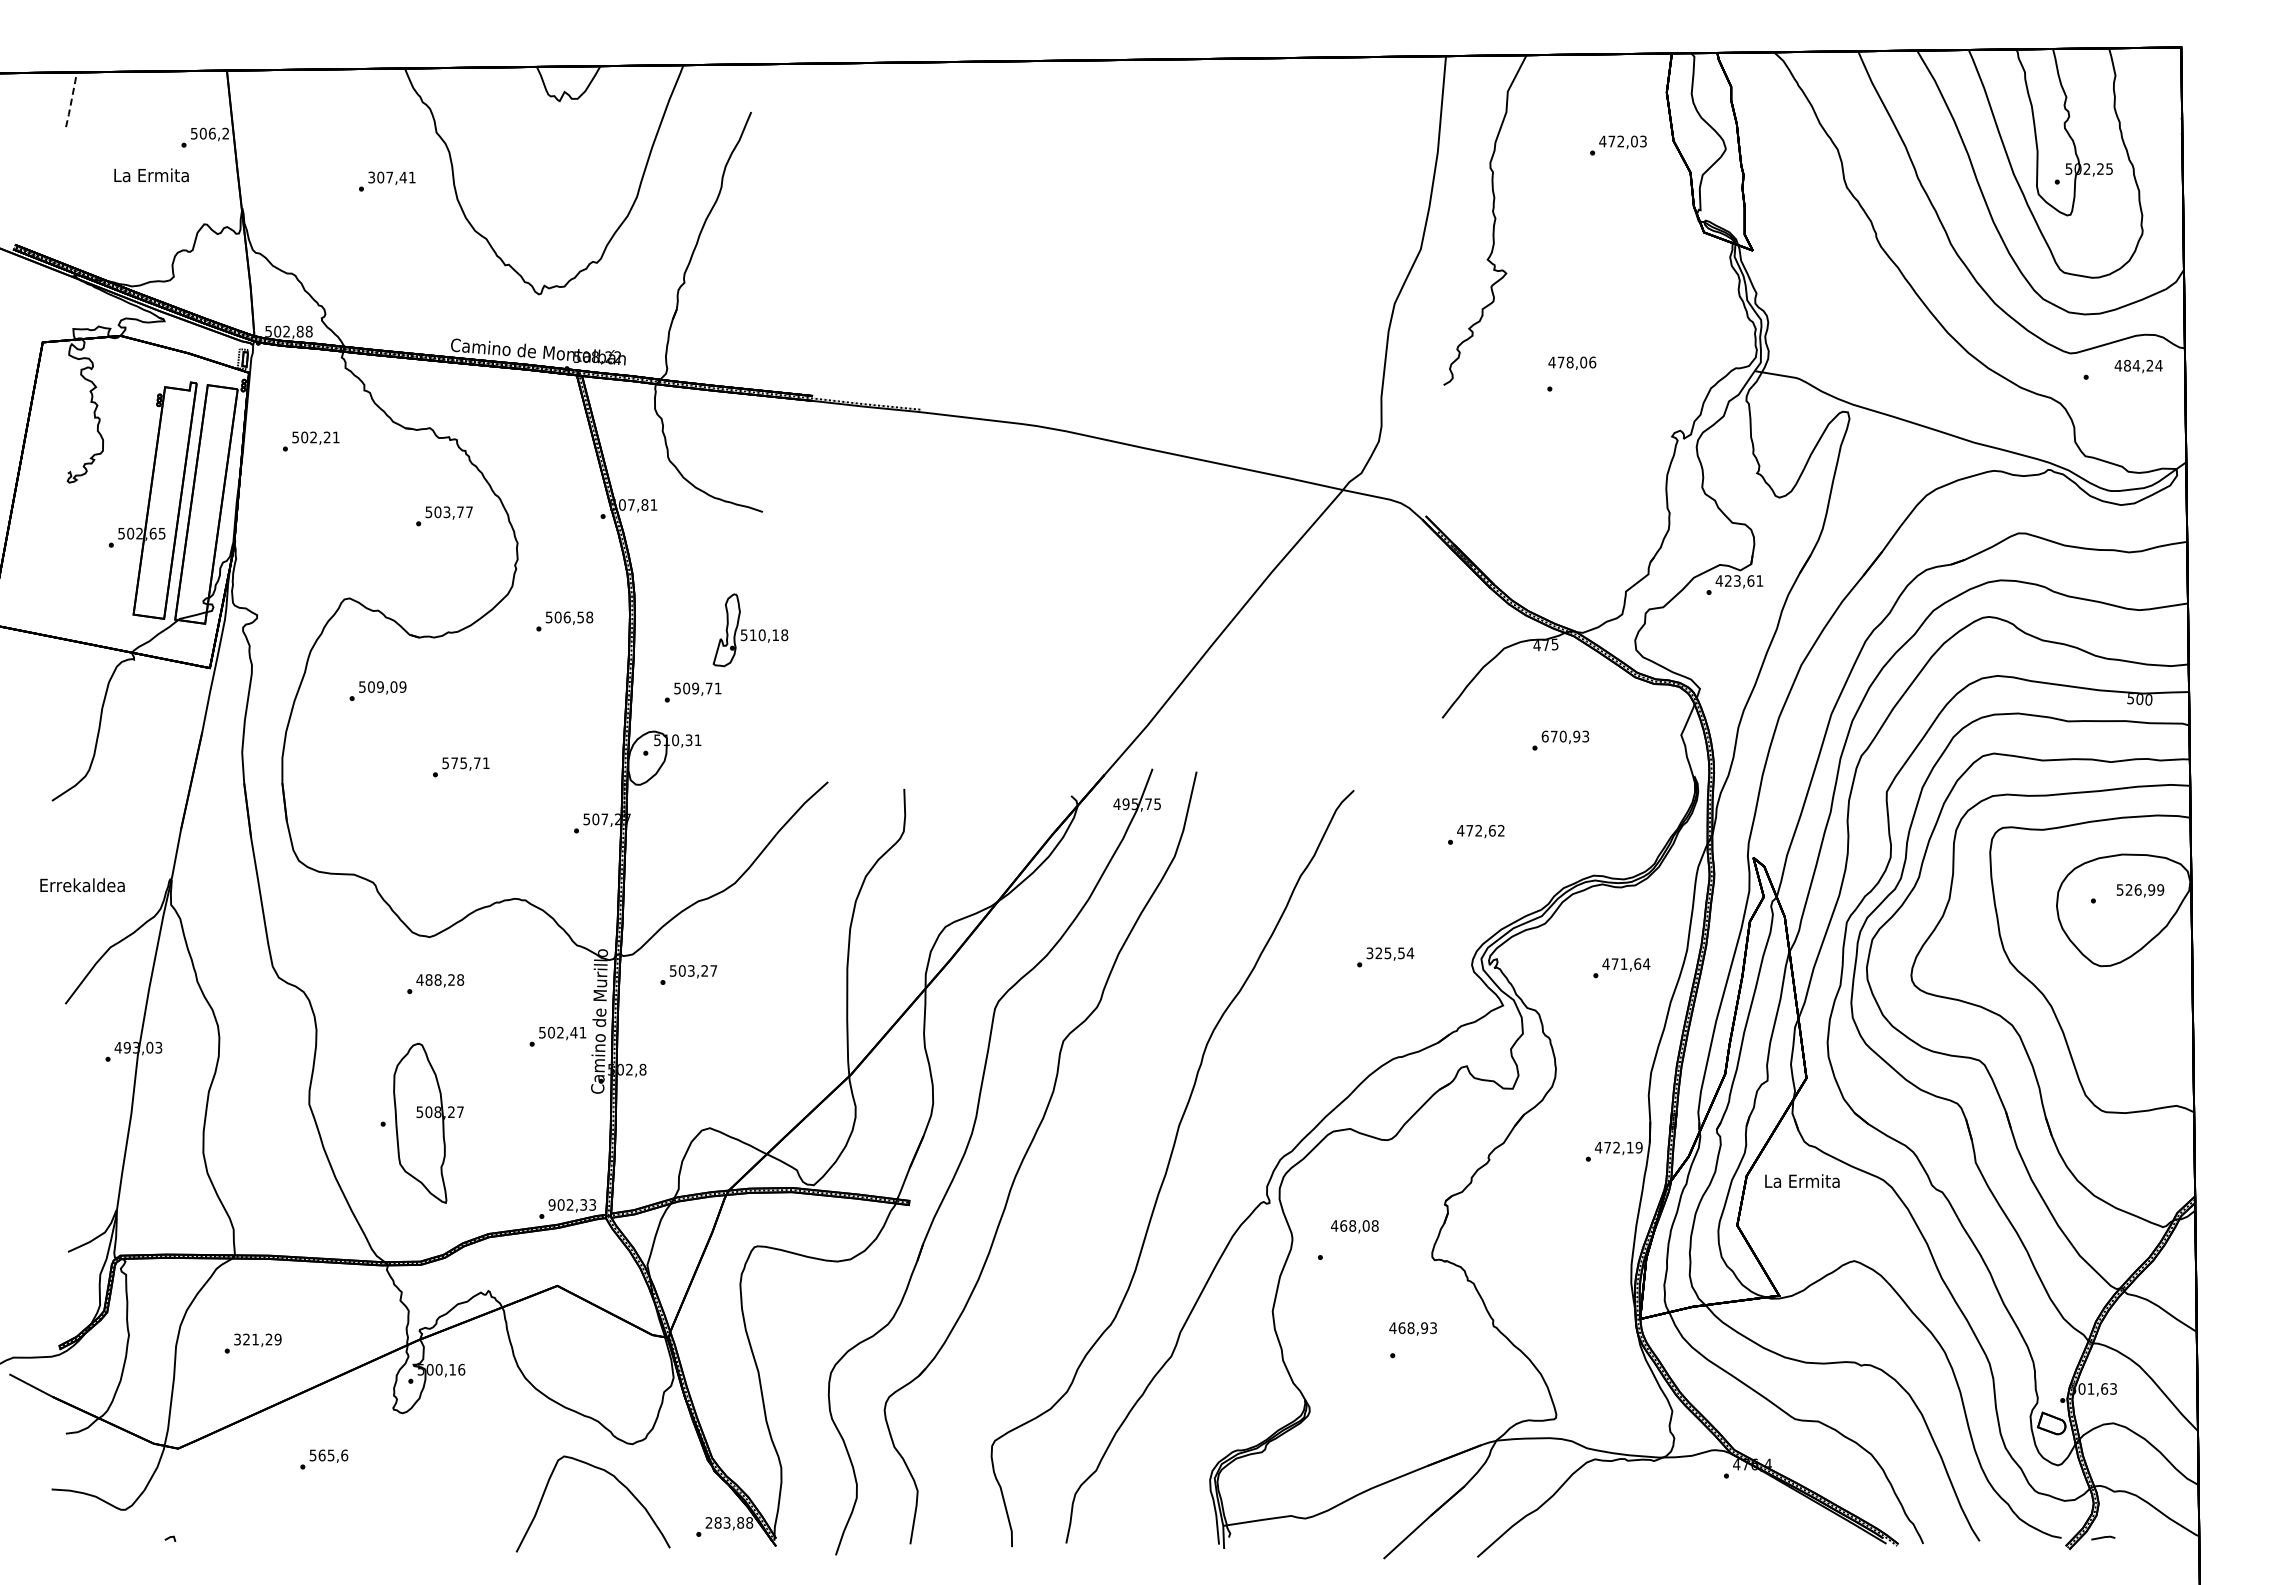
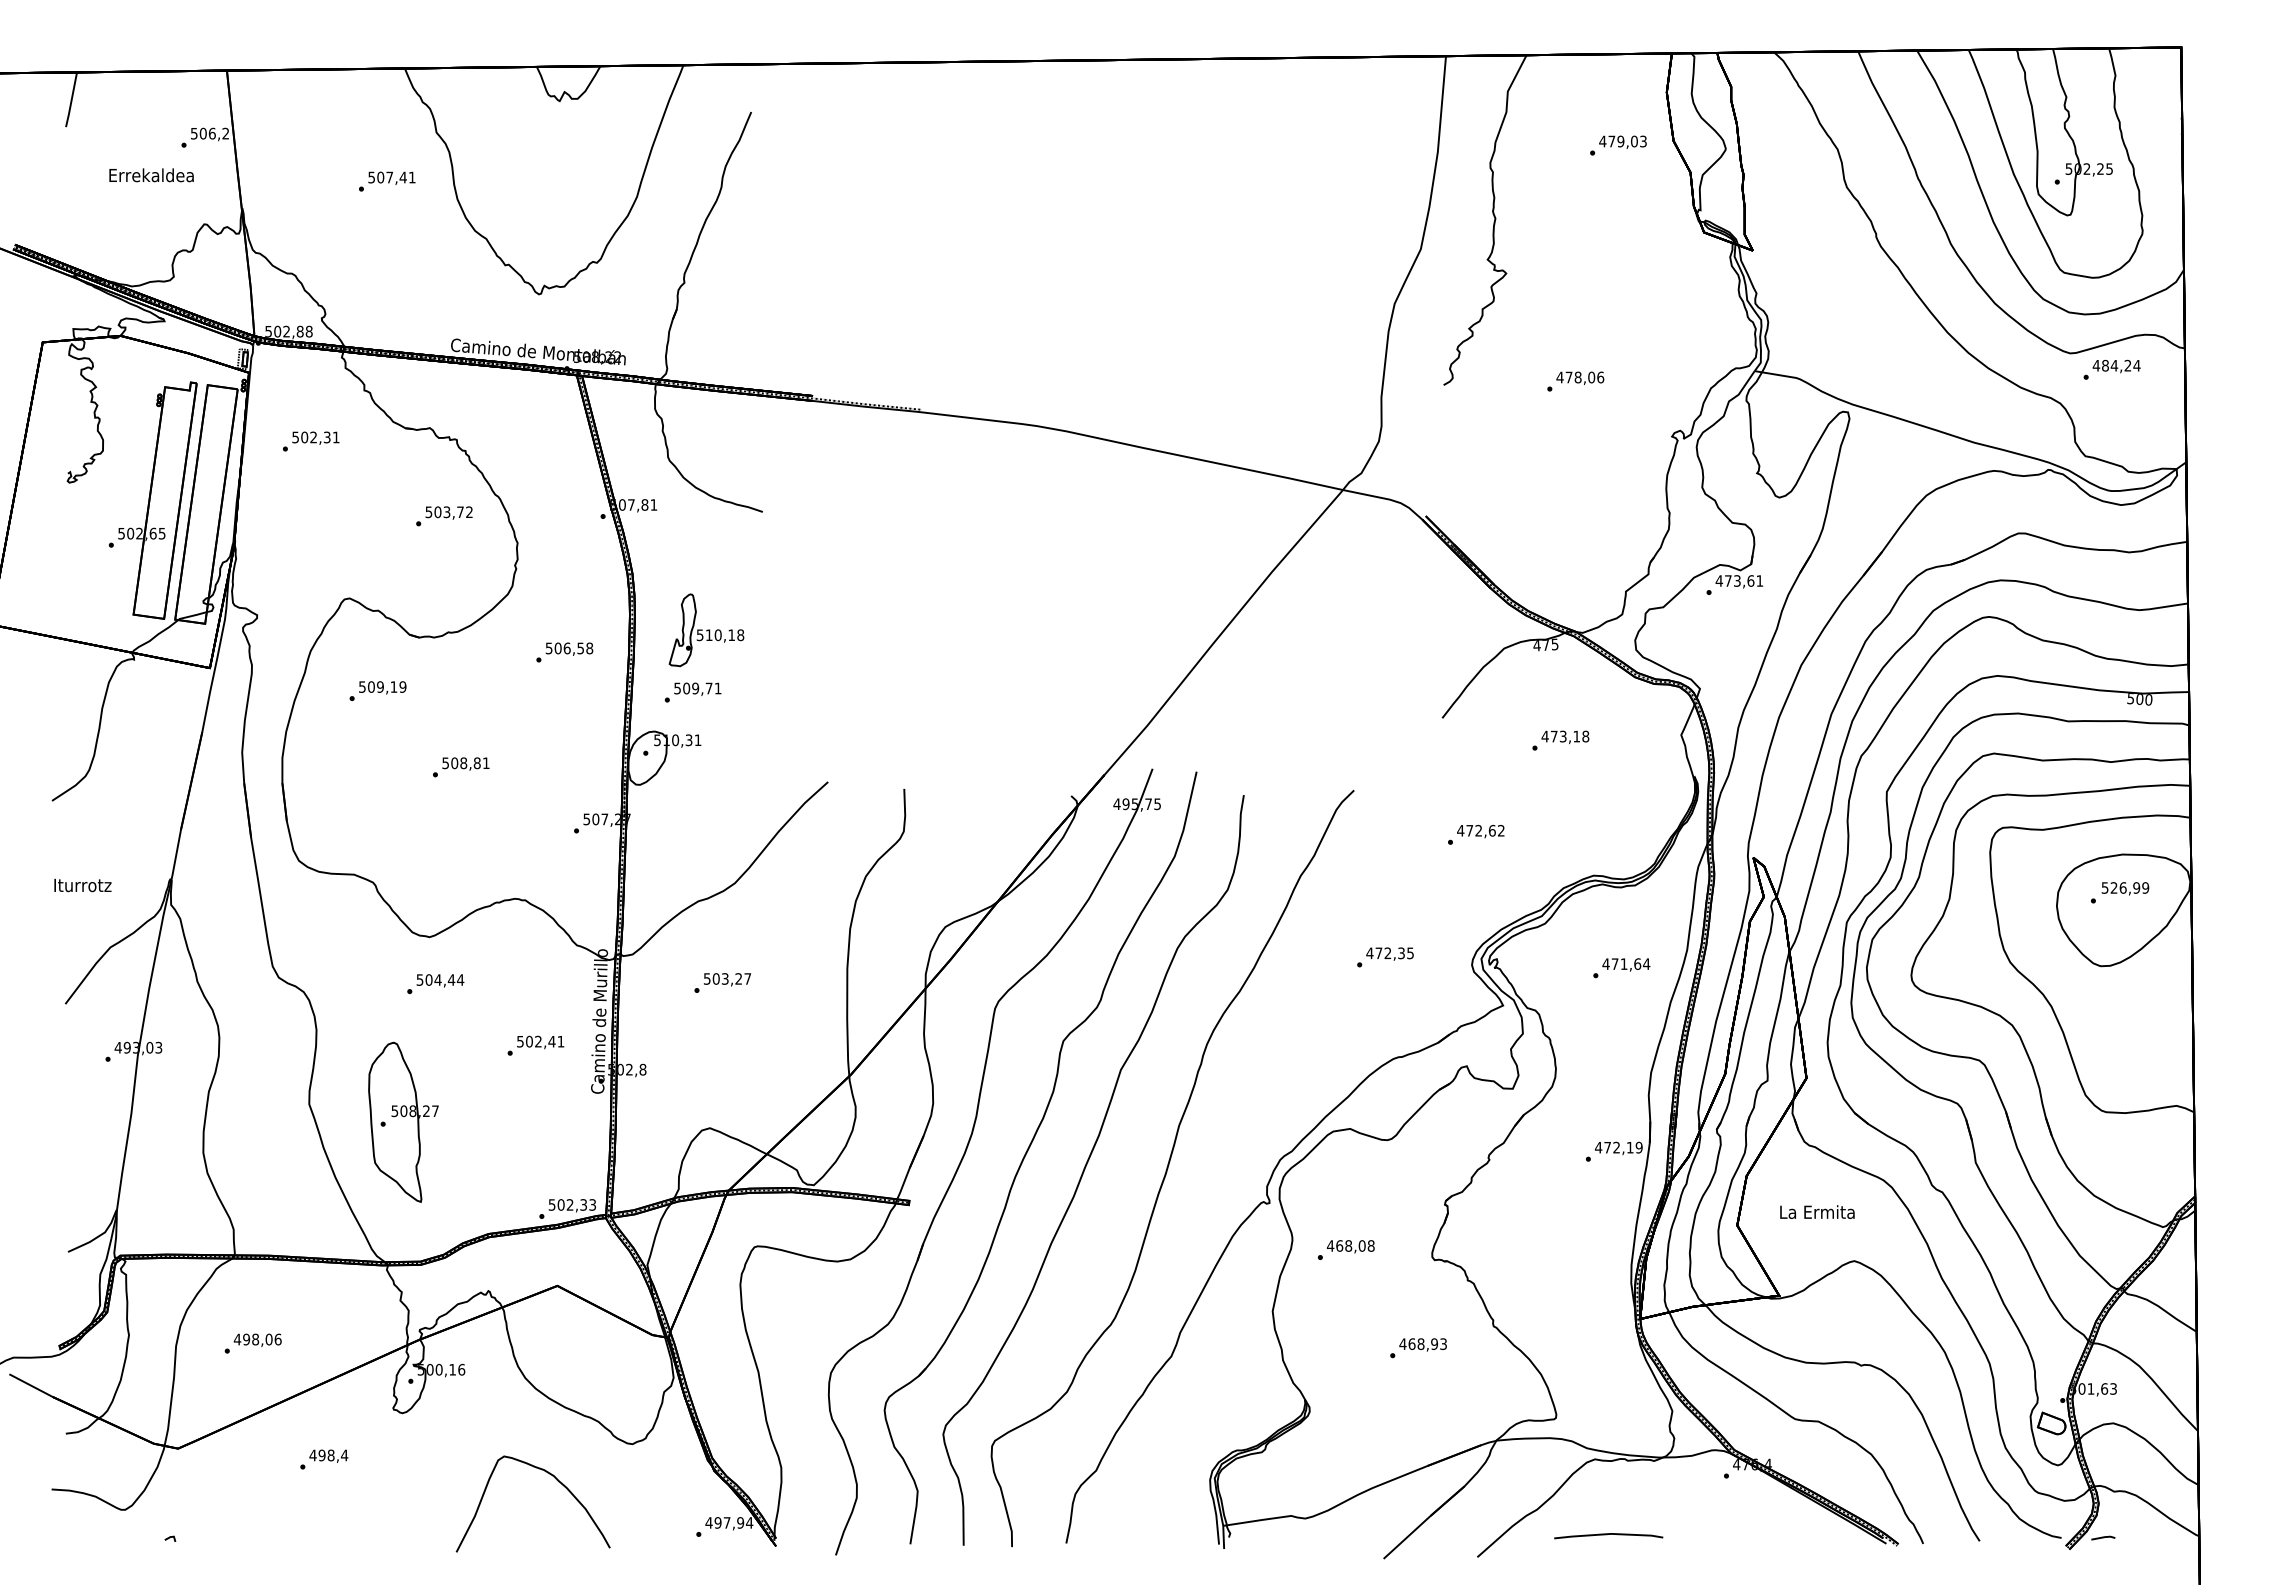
line: dashed -> solid (71, 99)
text: 472,03 -> 479,03 (1620, 141)
text: La Ermita -> Errekaldea (151, 175)
text: 307,41 -> 507,41 (371, 176)
text position: (1572, 362) -> (1580, 377) (1580, 377)
text position: (2138, 366) -> (2116, 366) (2116, 366)
text: 502,21 -> 502,31 (326, 437)
text: 503,77 -> 503,72 (469, 511)
text: 423,61 -> 473,61 (1728, 580)
text position: (564, 621) -> (564, 652) (564, 652)
part position: (750, 630) -> (706, 630) (706, 630)
text: 509,09 -> 509,19 (393, 686)
text: 670,93 -> 473,18 (1565, 736)
text: 575,71 -> 508,81 (465, 763)
text: Errekaldea -> Iturrotz (82, 885)
text position: (2140, 890) -> (2125, 888) (2125, 888)
text: 325,54 -> 472,35 (1390, 953)
text position: (688, 974) -> (722, 982) (722, 982)
text: 488,28 -> 504,44 (440, 979)
text position: (557, 1036) -> (535, 1045) (535, 1045)
part position: (428, 1122) -> (403, 1121) (403, 1121)
curve: none -> present (1086, 1167)
text position: (1802, 1180) -> (1817, 1211) (1817, 1211)
text: 902,33 -> 502,33 (551, 1204)
text position: (1354, 1226) -> (1350, 1246) (1350, 1246)
text position: (1412, 1328) -> (1422, 1344) (1422, 1344)
text: 321,29 -> 498,06 (257, 1339)
text: 565,6 -> 498,4 (328, 1455)
curve position: (615, 1479) -> (555, 1479) (555, 1479)
text: 283,88 -> 497,94 (729, 1522)
line: none -> present (1607, 1535)
